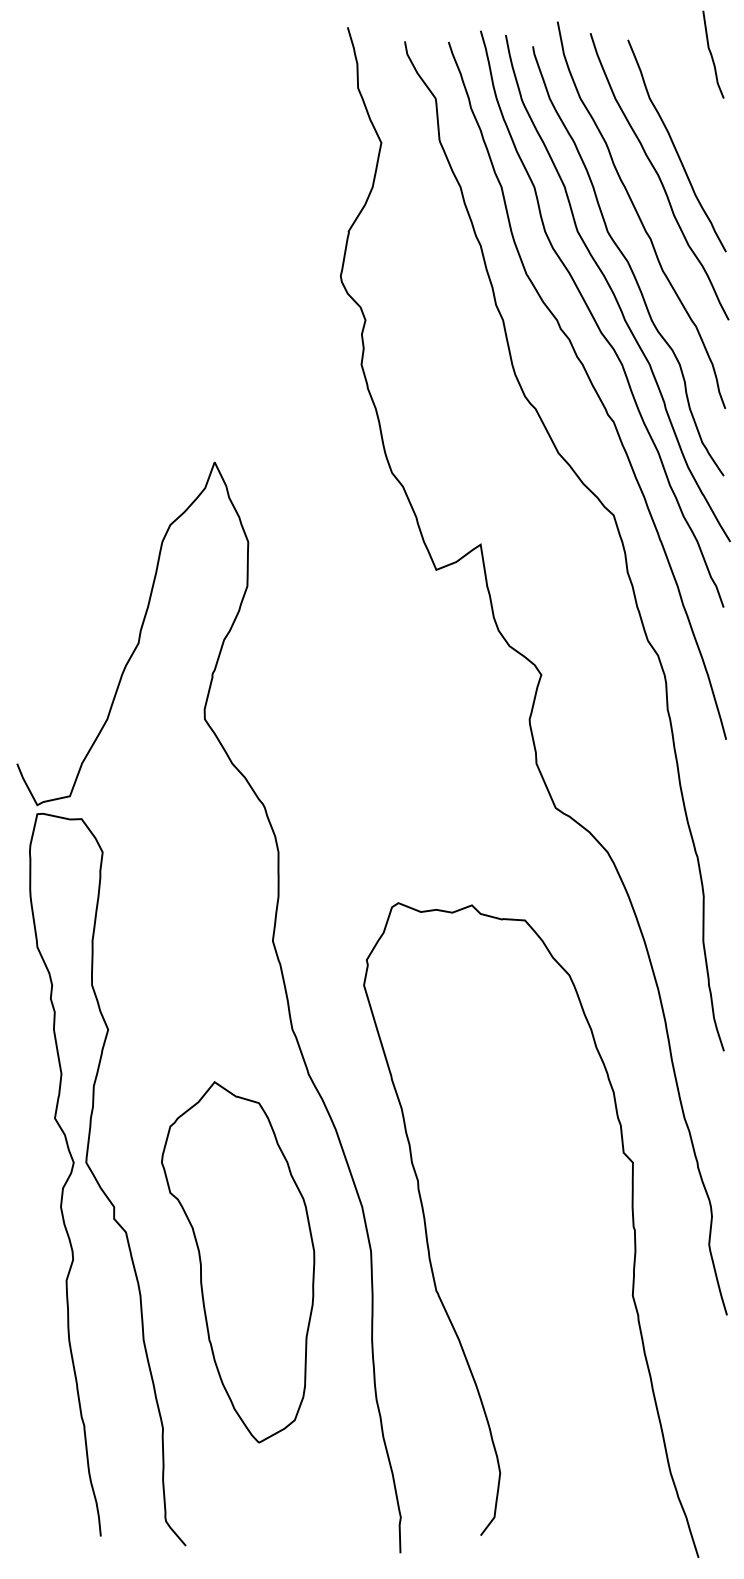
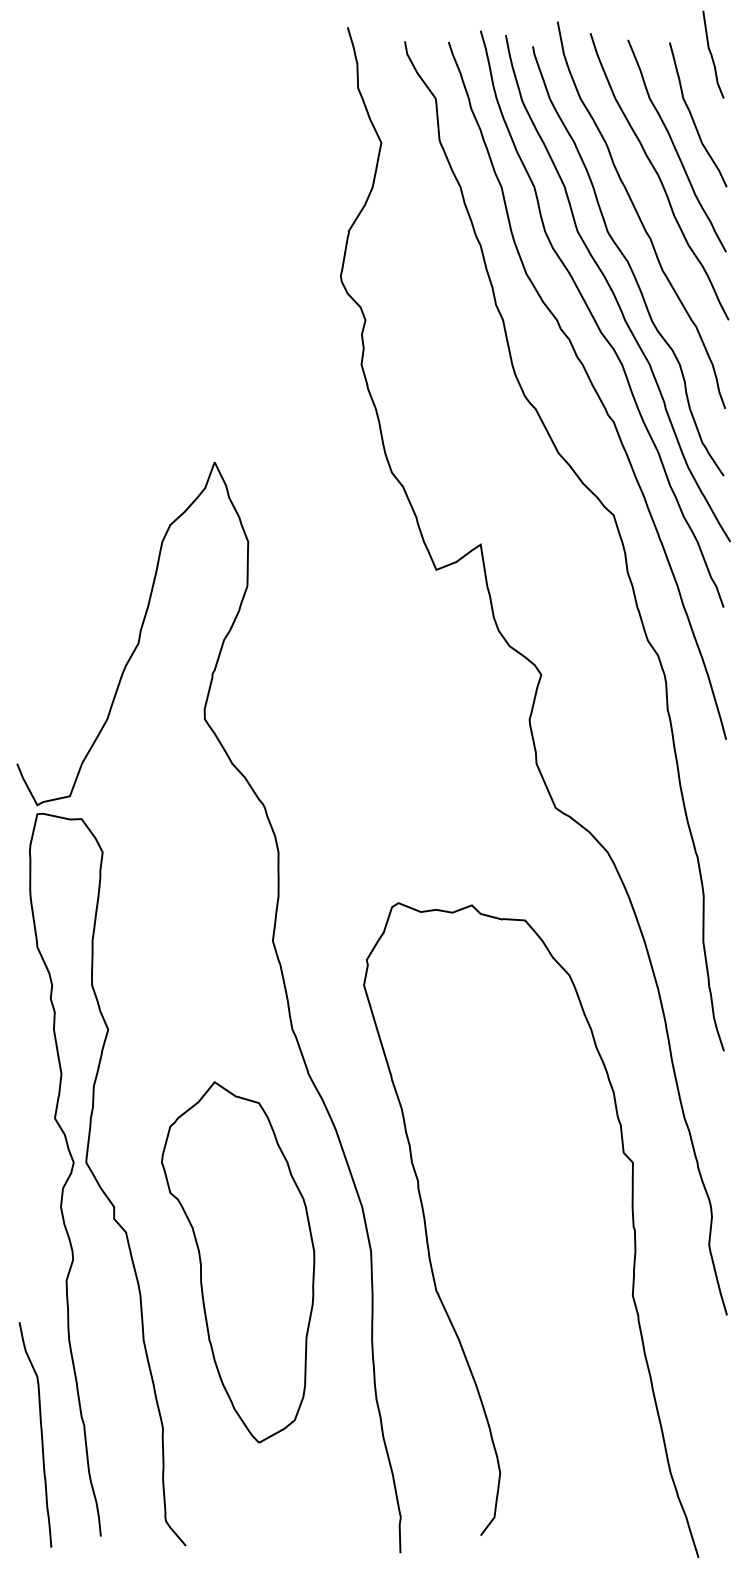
curve: none -> present (692, 115)
curve: none -> present (40, 1432)
